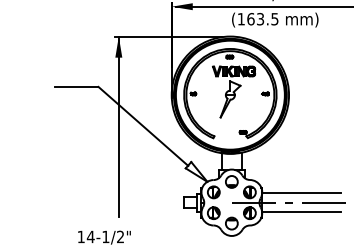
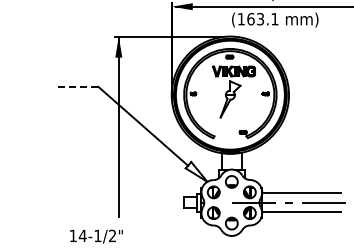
text: (163.5 -> (163.1 (274, 19)
line: solid -> dashed (76, 86)
text position: (104, 237) -> (96, 236) (96, 236)
